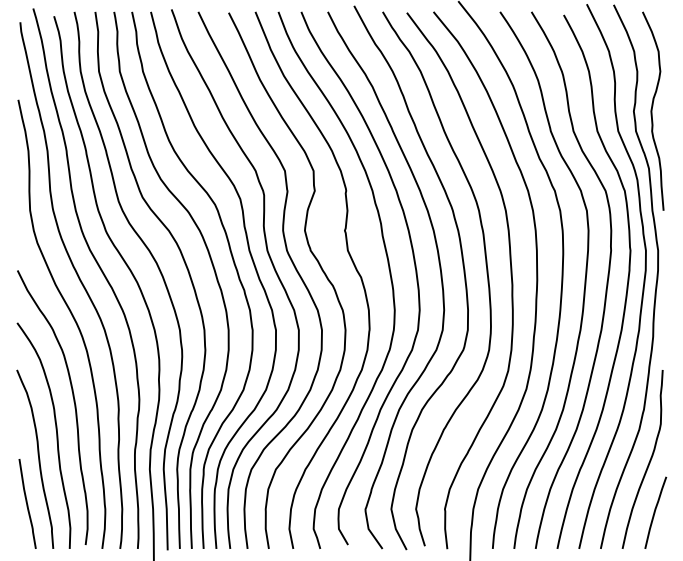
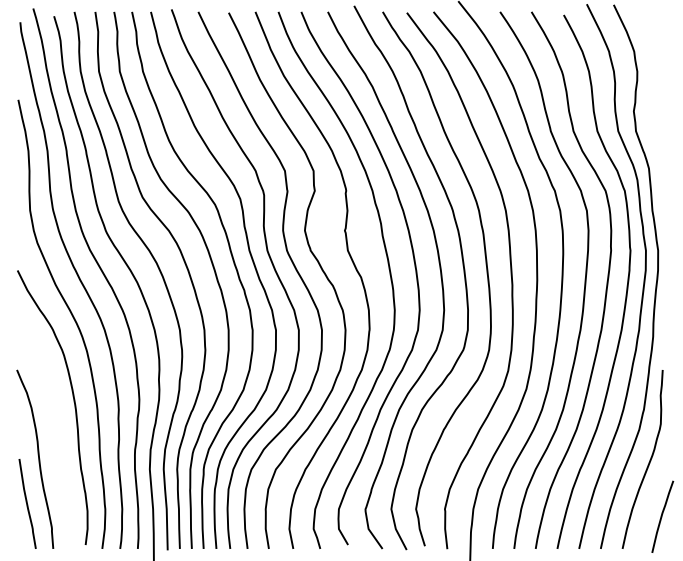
curve: present -> none (652, 110)
curve: present -> none (56, 435)
curve position: (655, 512) -> (662, 516) (662, 516)
